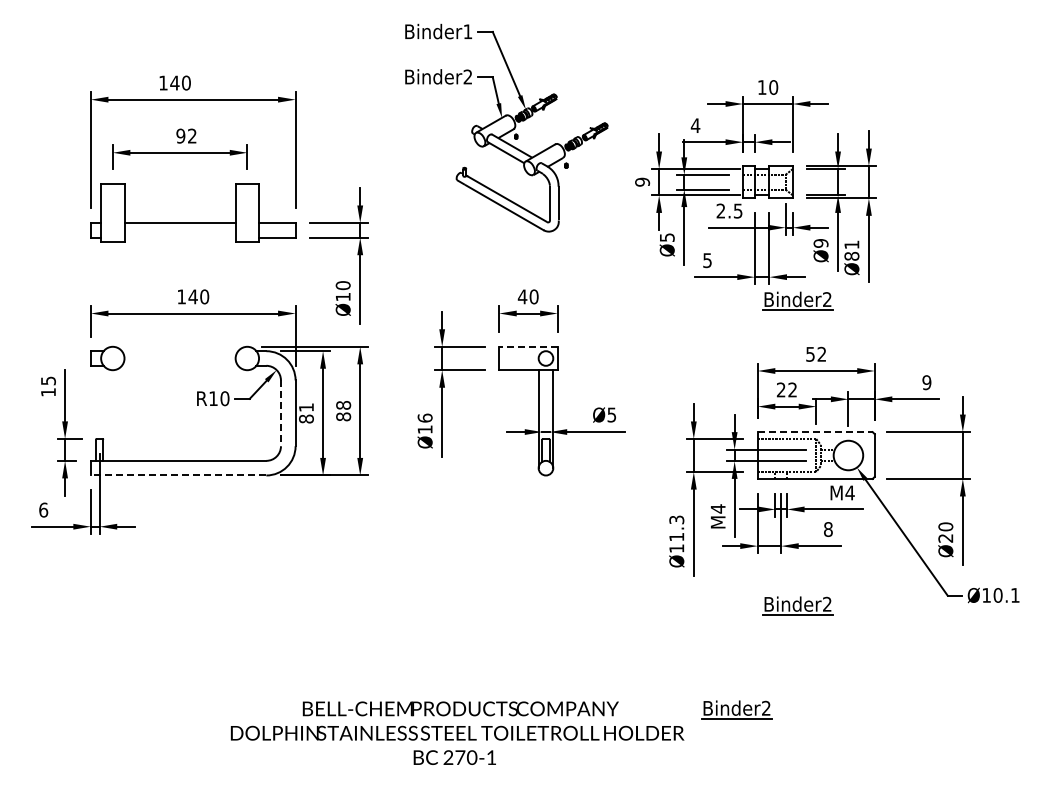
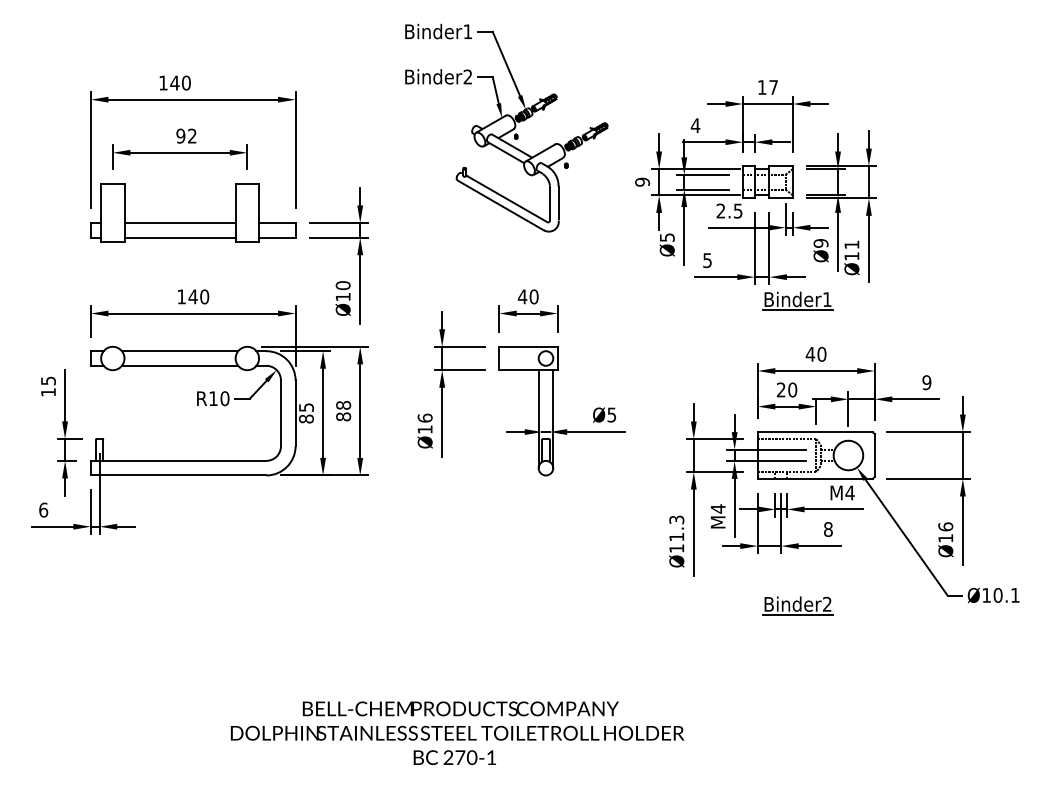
text: 10 -> 17 (773, 87)
line: none -> present (179, 237)
text: Ø81 -> Ø11 (851, 255)
text: Binder2 -> Binder1 (827, 299)
line: dashed -> solid (527, 346)
line: none -> present (179, 351)
text: 52 -> 40 (815, 354)
line: none -> present (179, 365)
text: 22 -> 20 (792, 389)
text: 81 -> 85 (306, 407)
line: dashed -> solid (280, 413)
line: dashed -> solid (815, 432)
line: dashed -> solid (178, 475)
text: Ø20 -> Ø16 (945, 532)
part: present -> none (736, 709)
